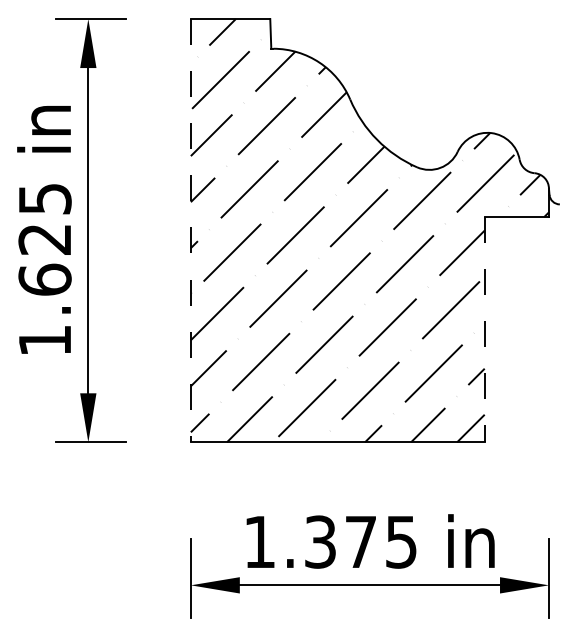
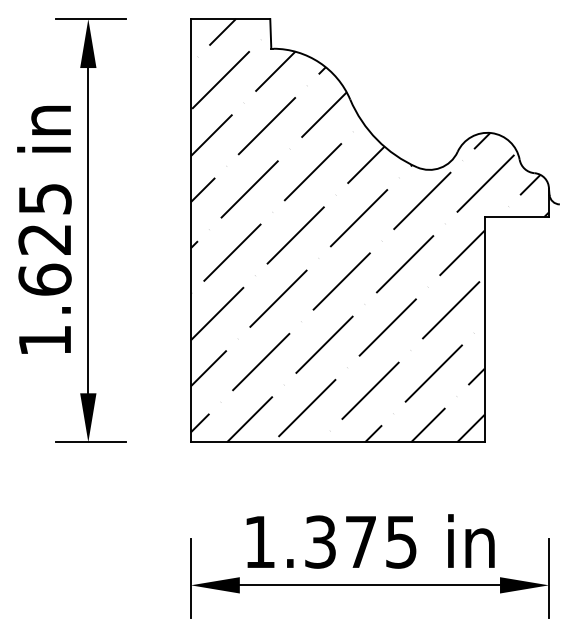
line: dashed -> solid (190, 230)
line: dashed -> solid (484, 329)
